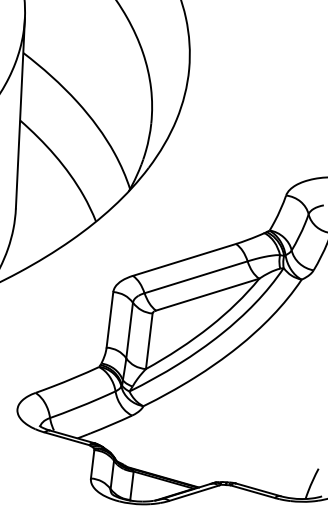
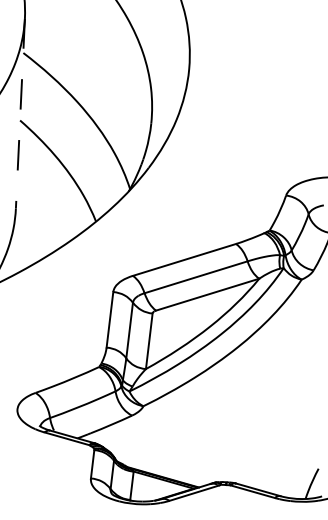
line: solid -> dashed (20, 113)
